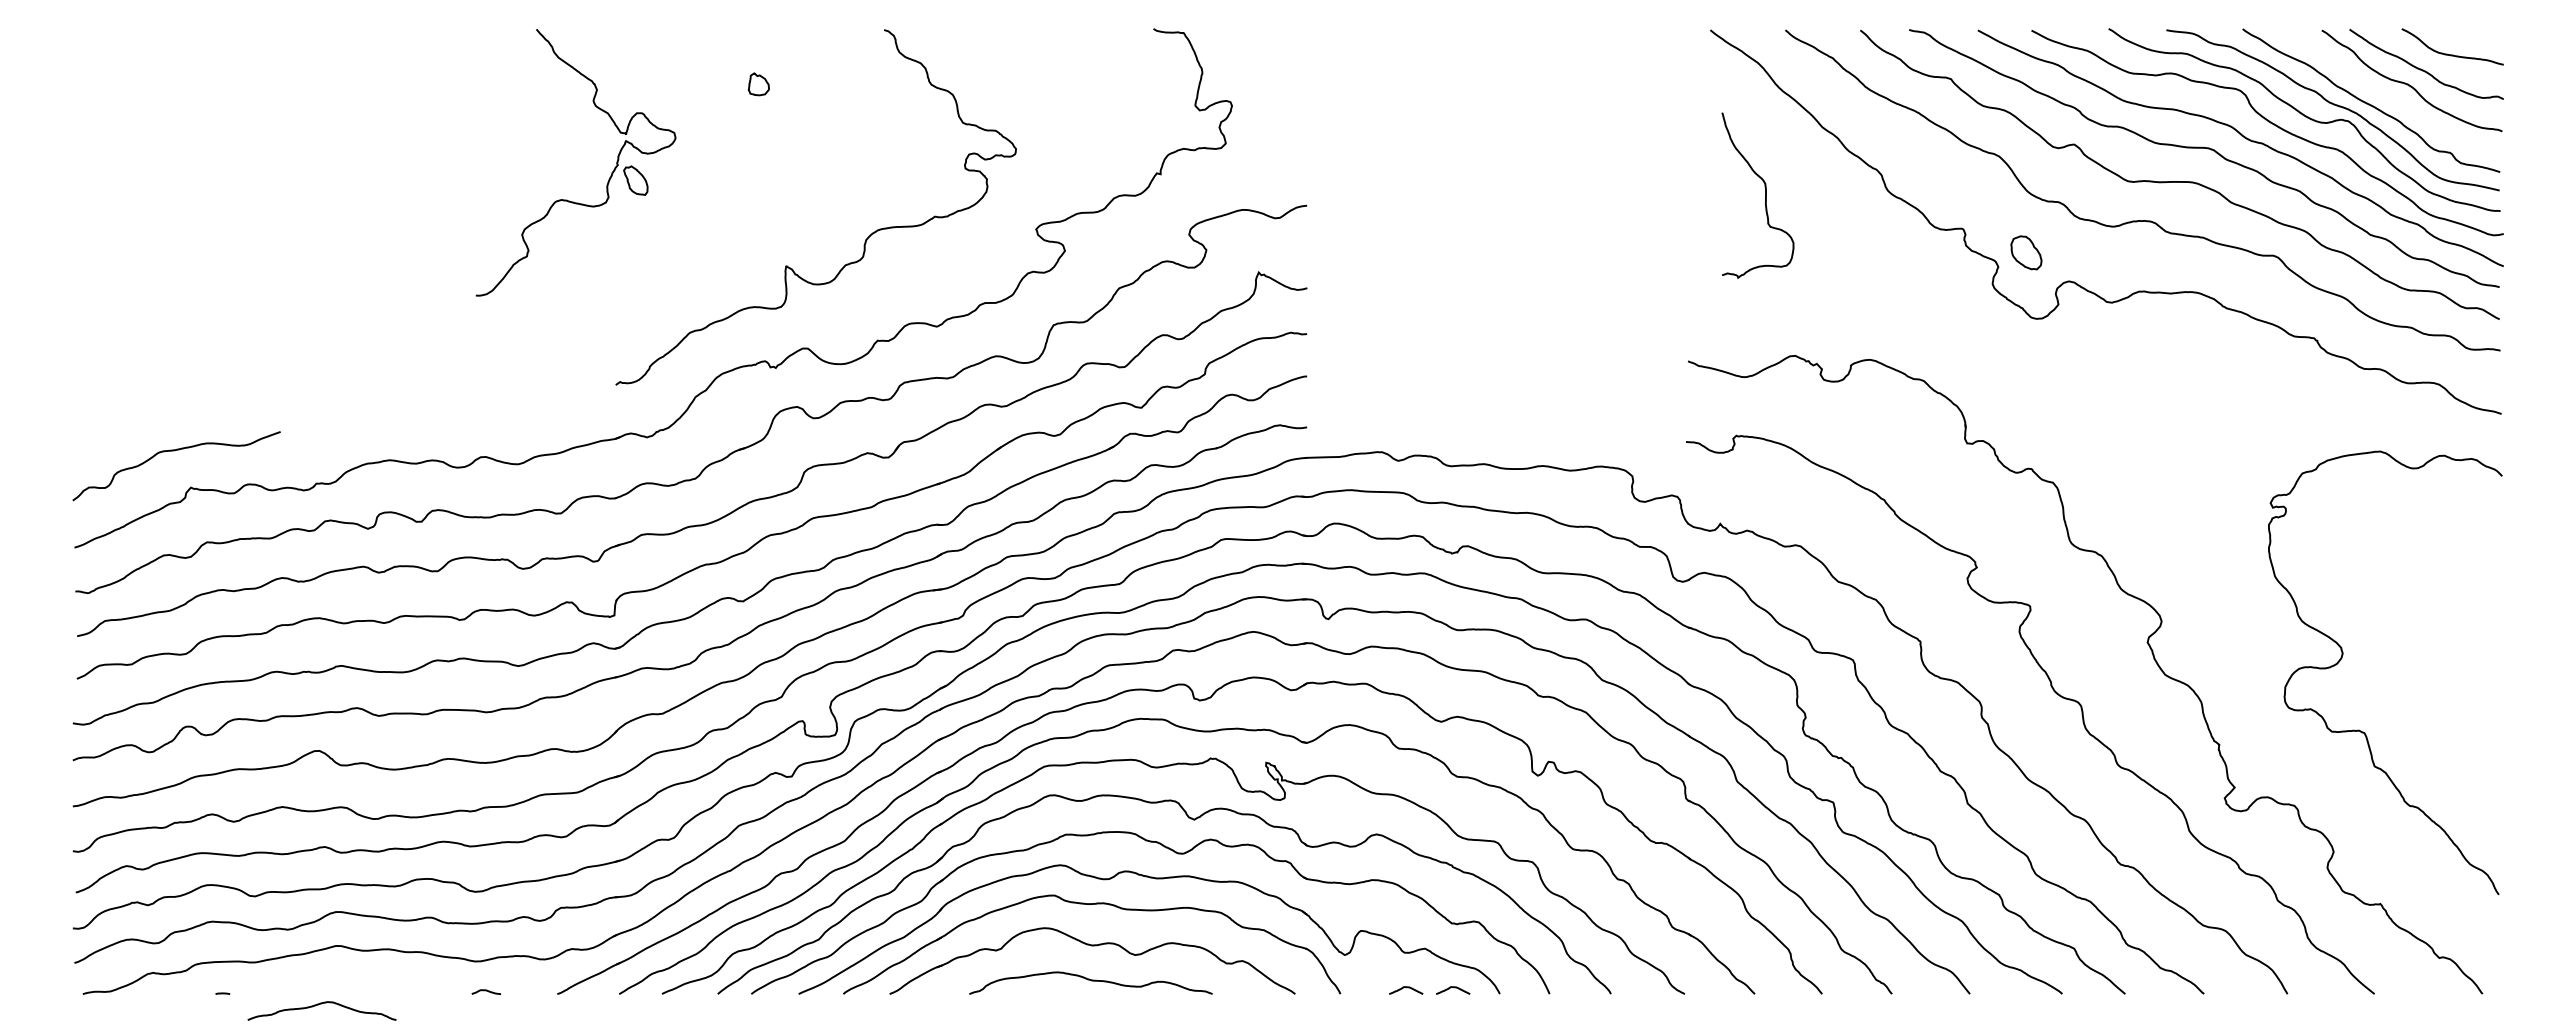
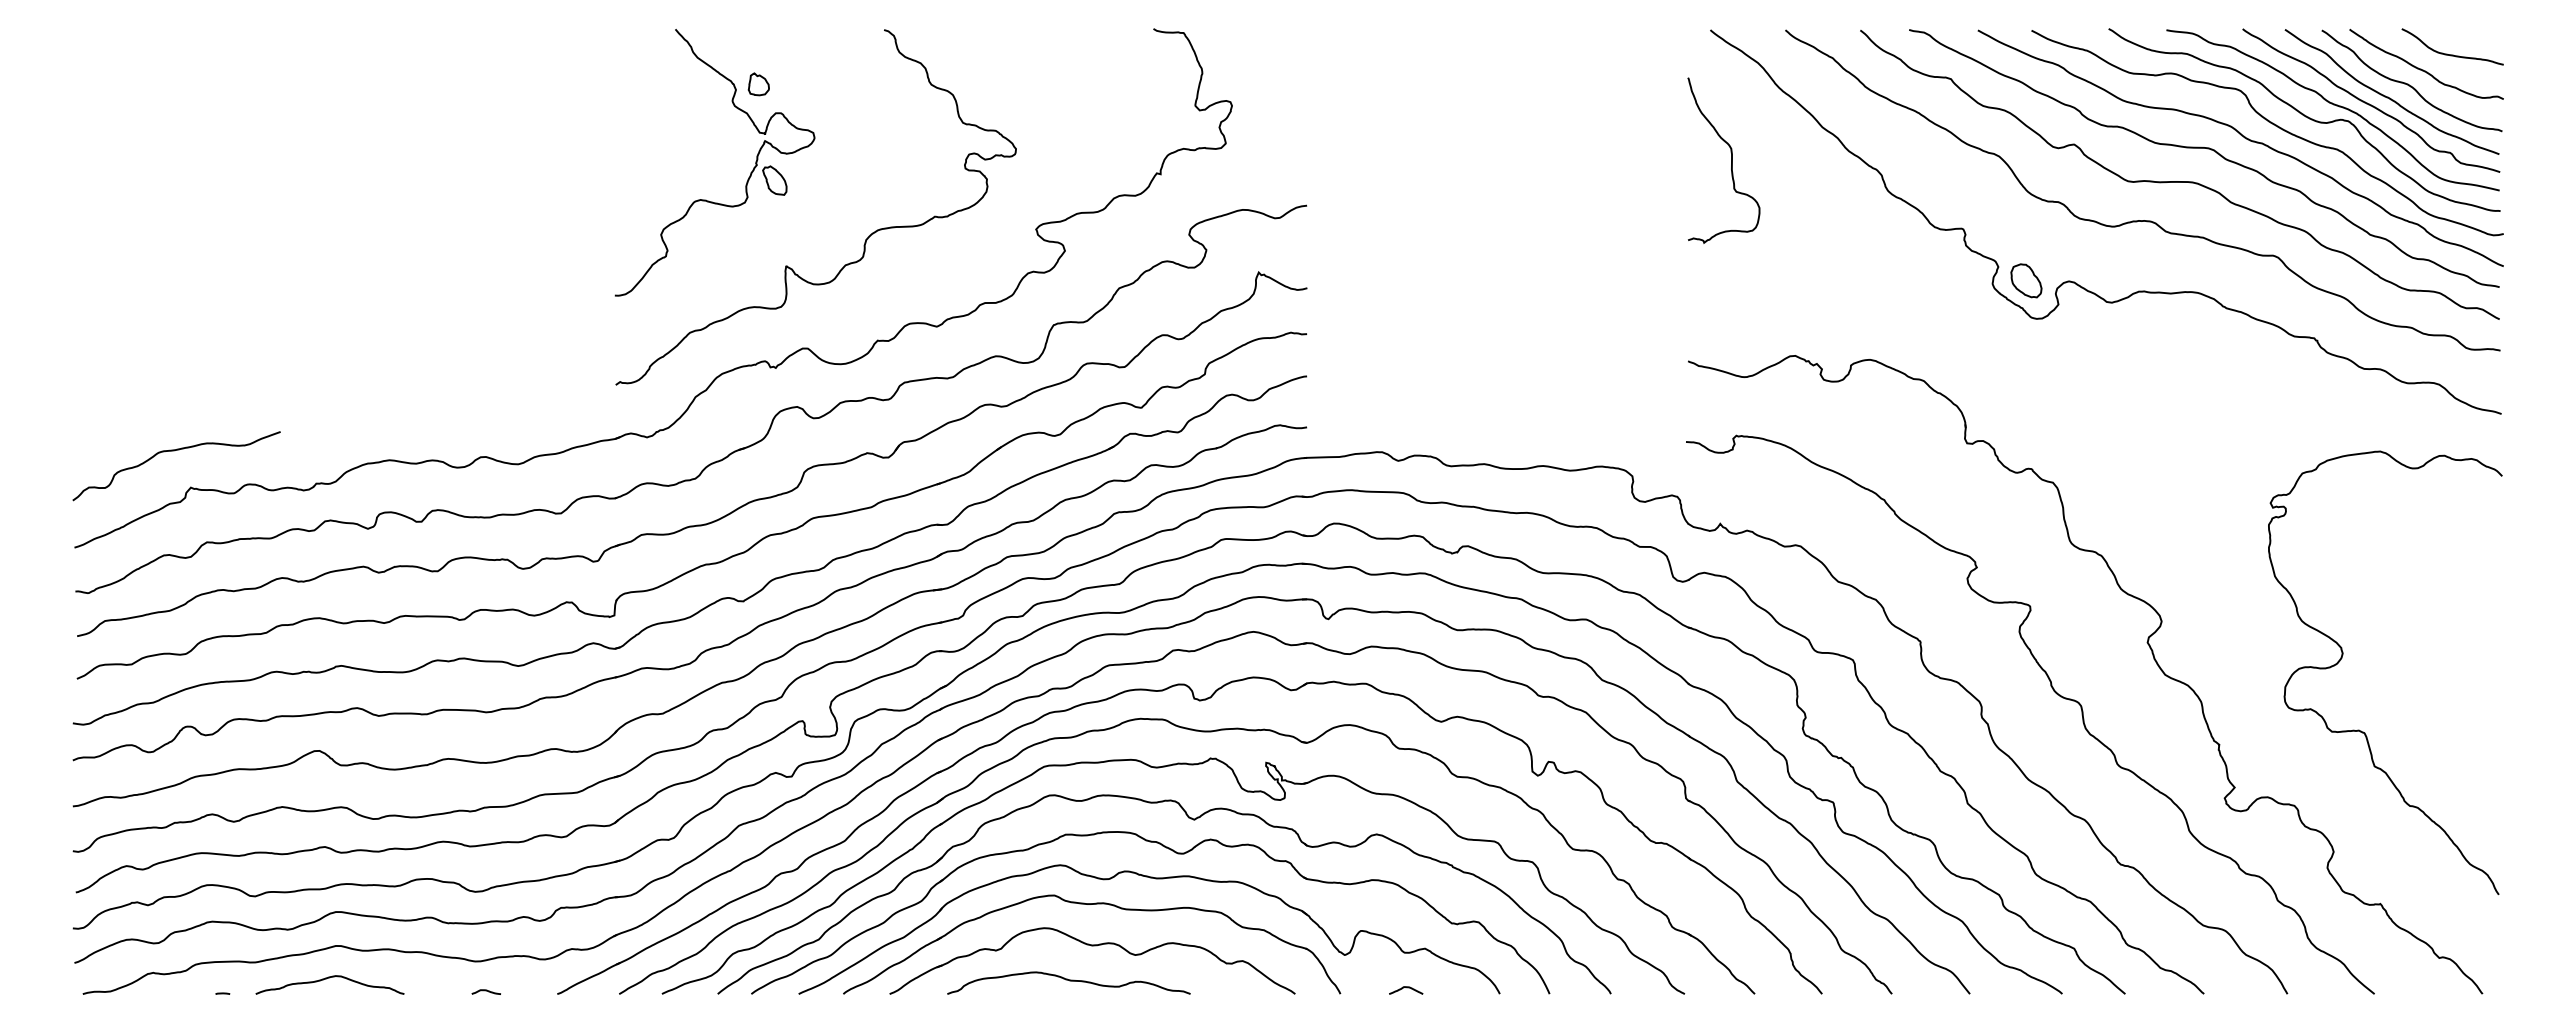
curve: none -> present (2388, 96)
part position: (608, 179) -> (747, 179) (747, 179)
curve position: (1765, 195) -> (1731, 160) (1731, 160)
part position: (2026, 252) -> (2026, 280) (2026, 280)
curve position: (1091, 981) -> (1069, 981) (1069, 981)
curve: present -> none (1453, 988)
curve position: (318, 1005) -> (326, 979) (326, 979)
